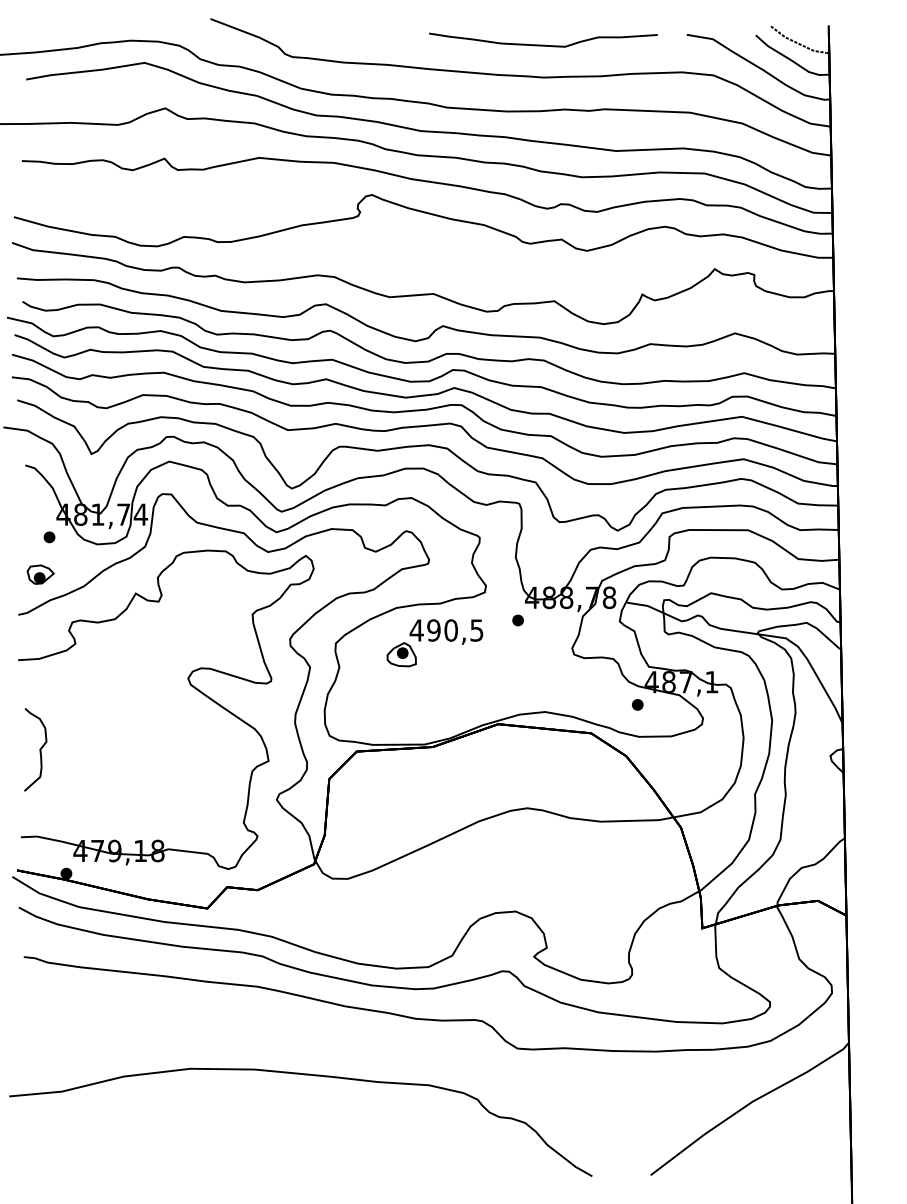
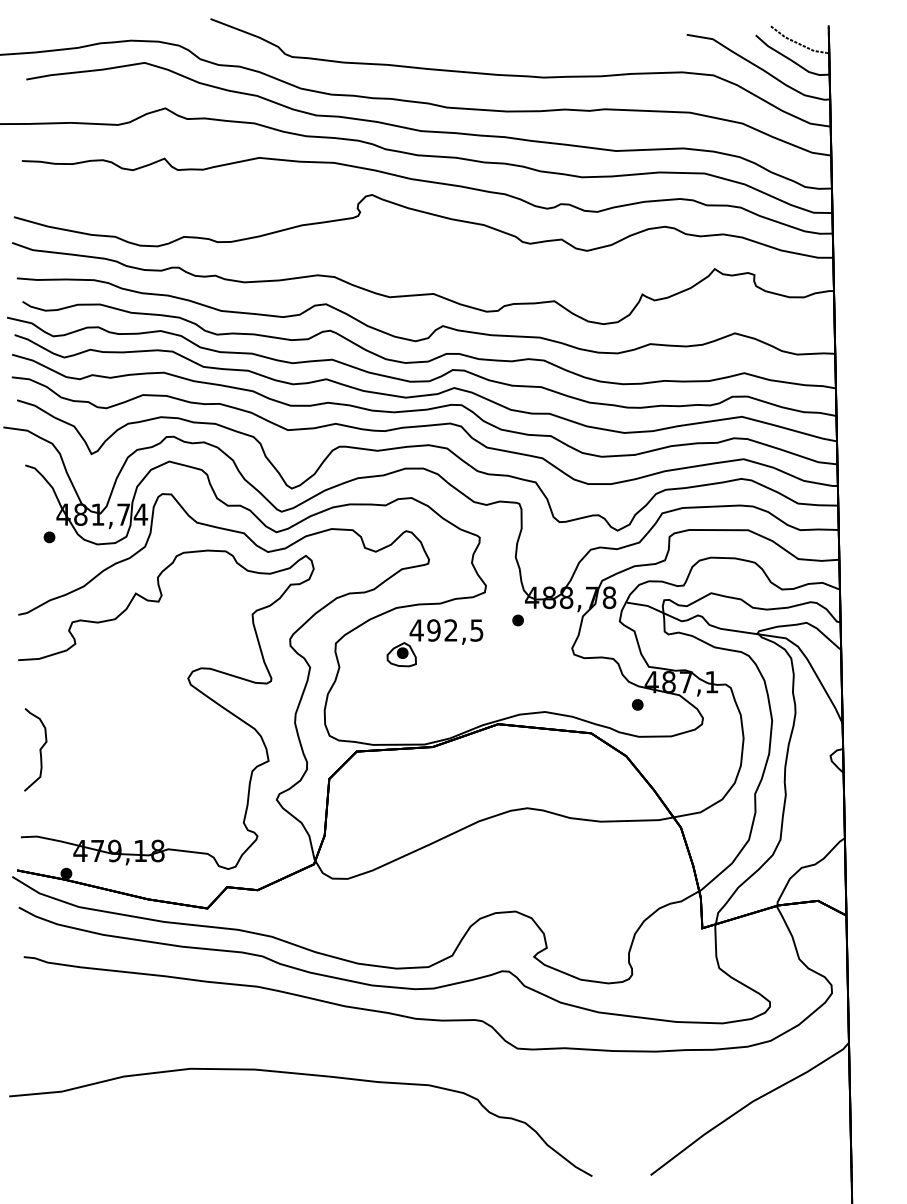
curve: present -> none (543, 44)
part: present -> none (40, 574)
text: 490,5 -> 492,5 (450, 630)
